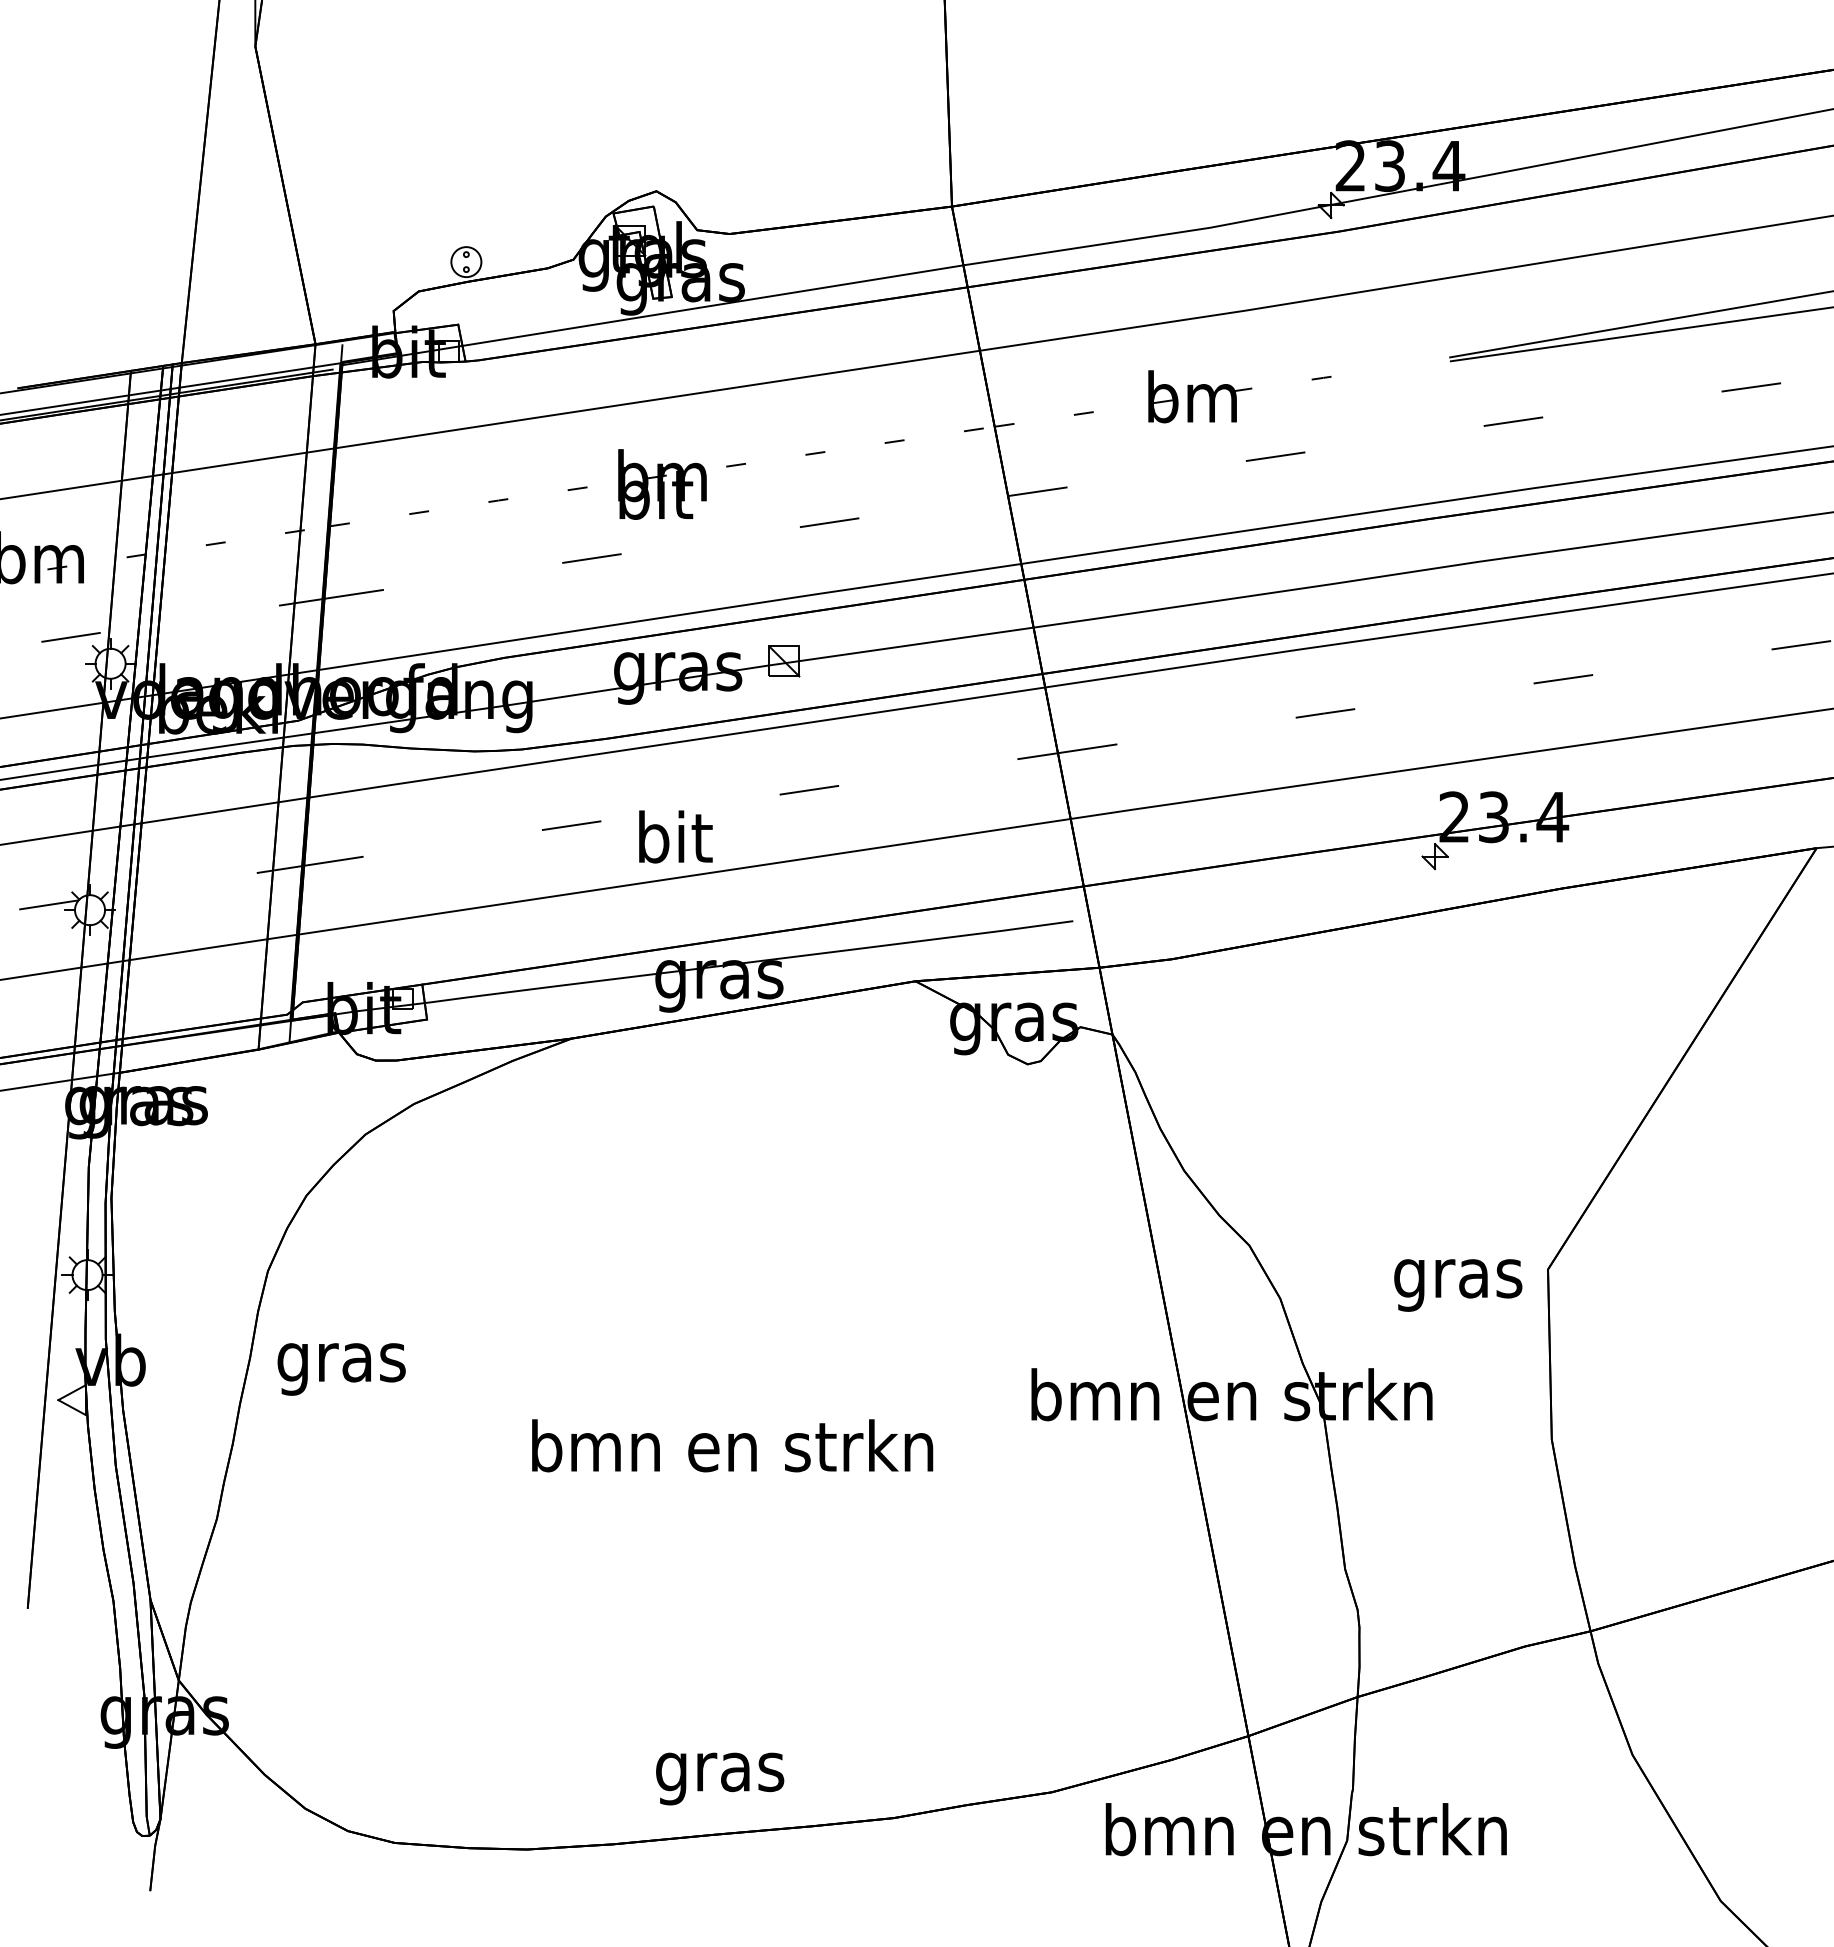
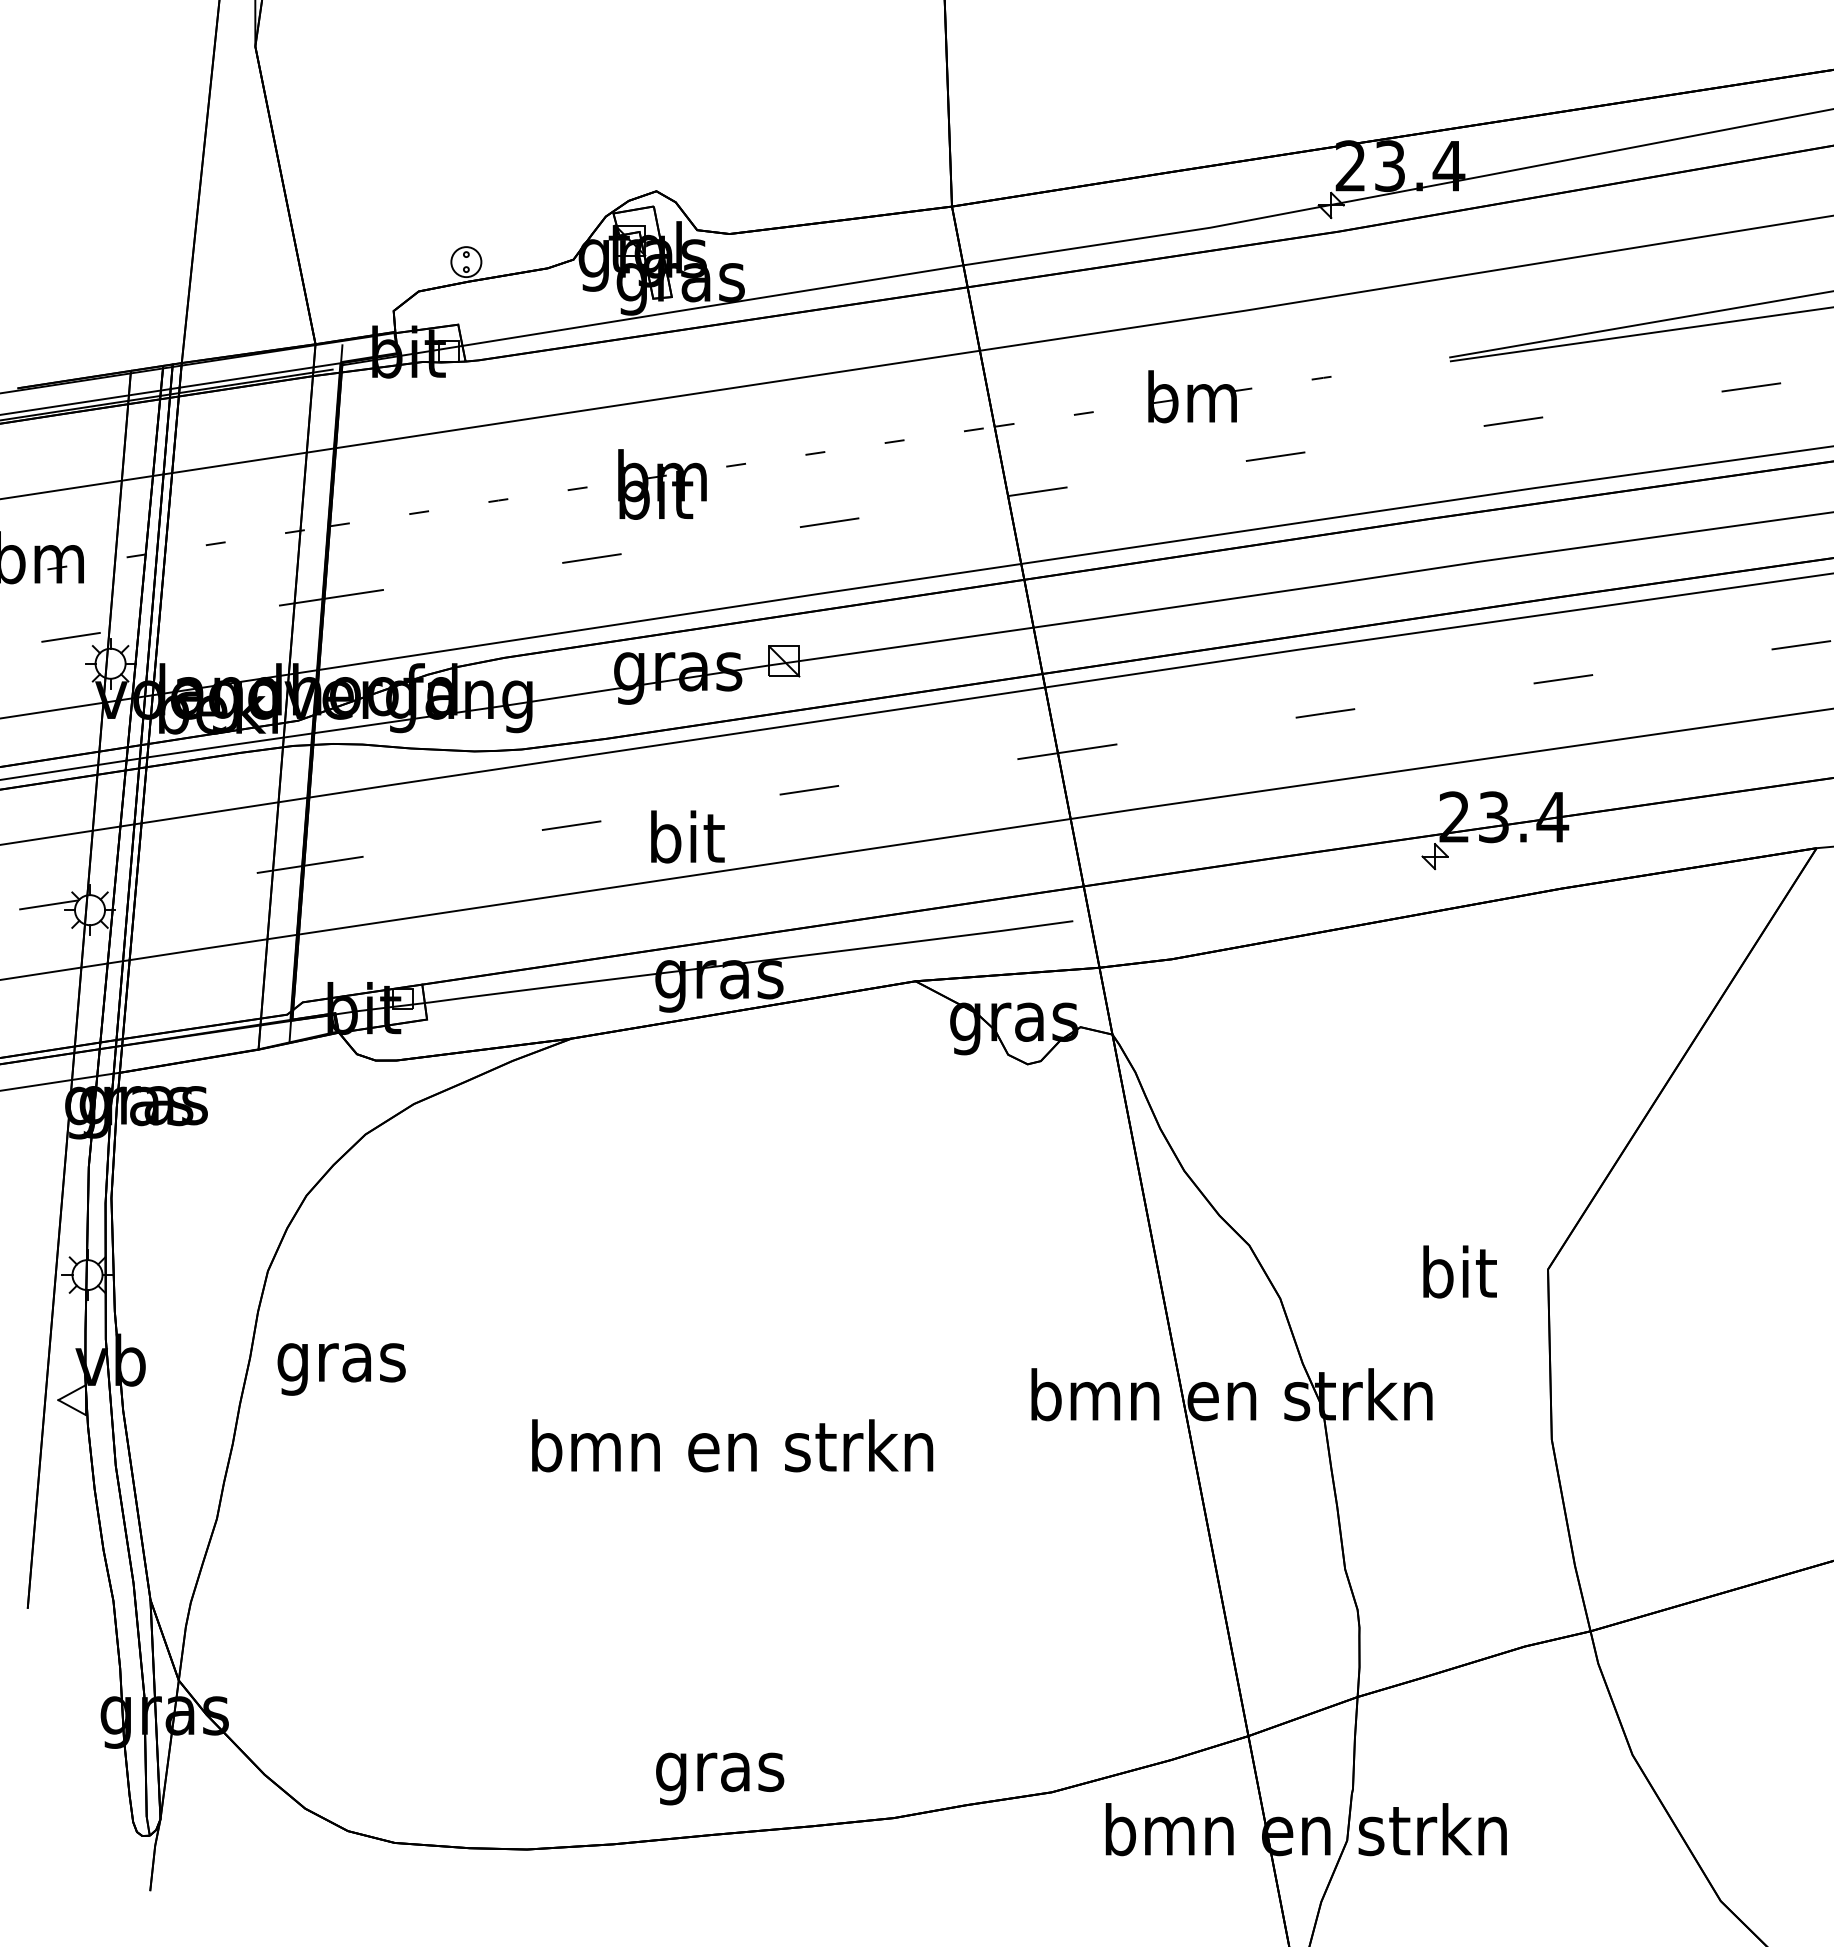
text position: (675, 836) -> (687, 836) (687, 836)
text: gras -> bit (1458, 1278)
